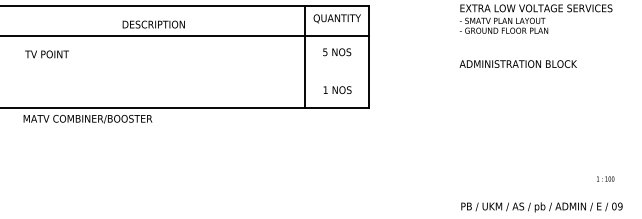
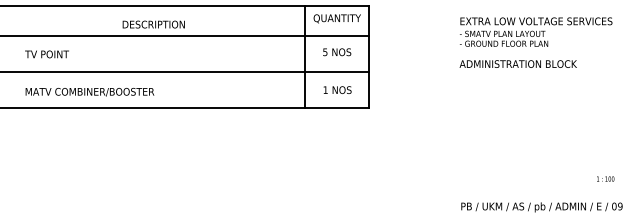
text position: (536, 18) -> (536, 31) (536, 31)
line: none -> present (185, 72)
text position: (87, 119) -> (89, 92) (89, 92)
